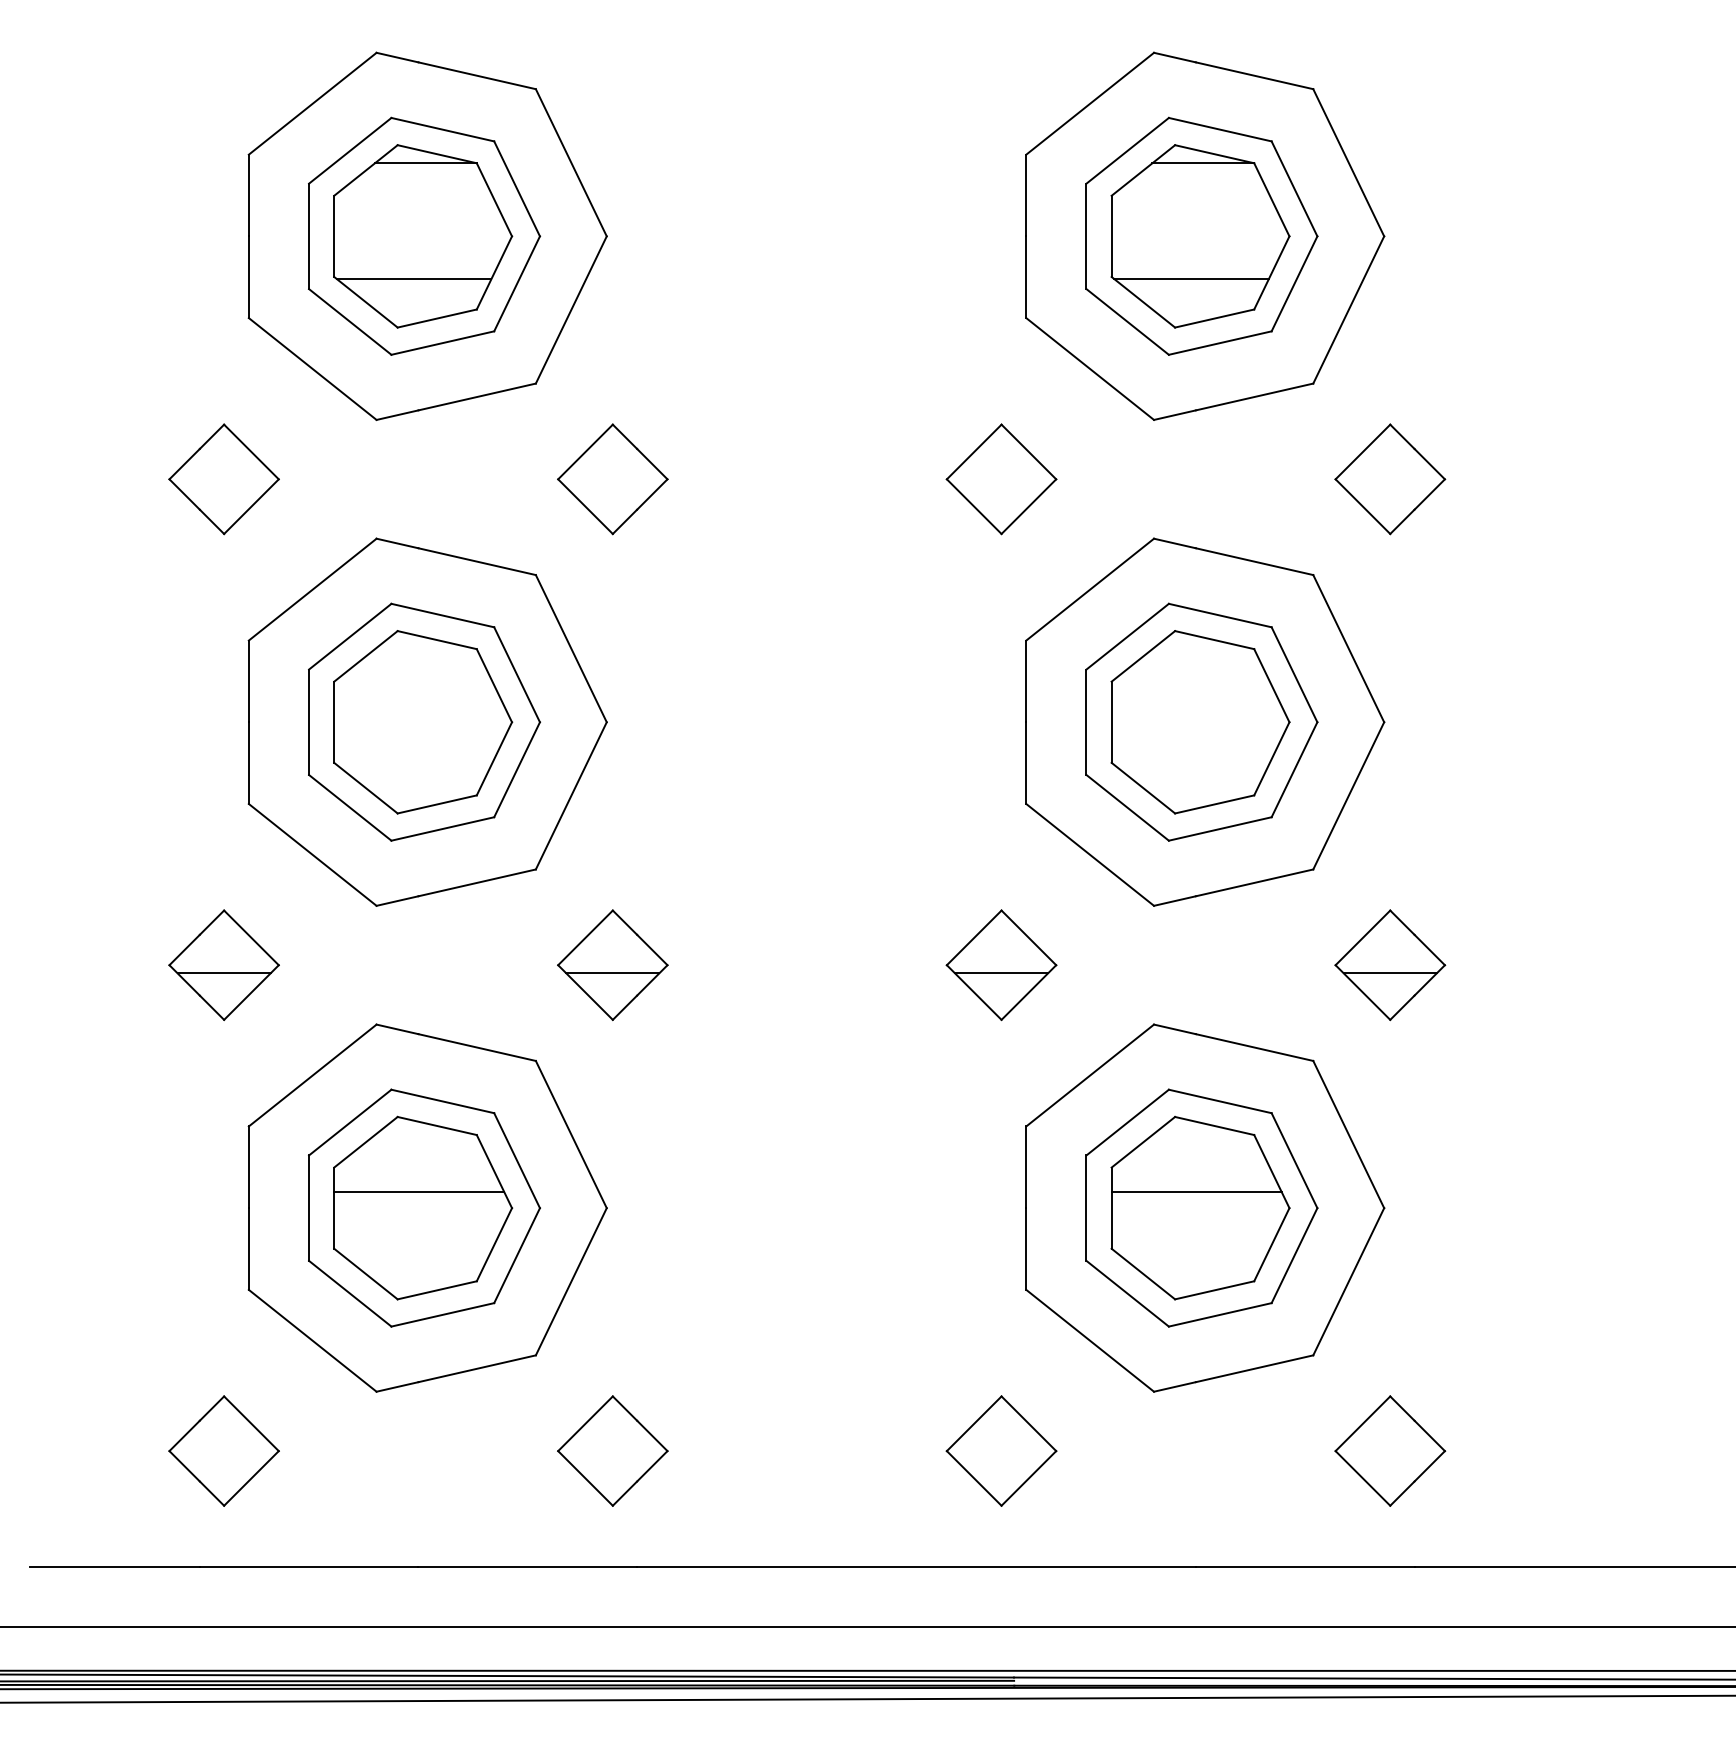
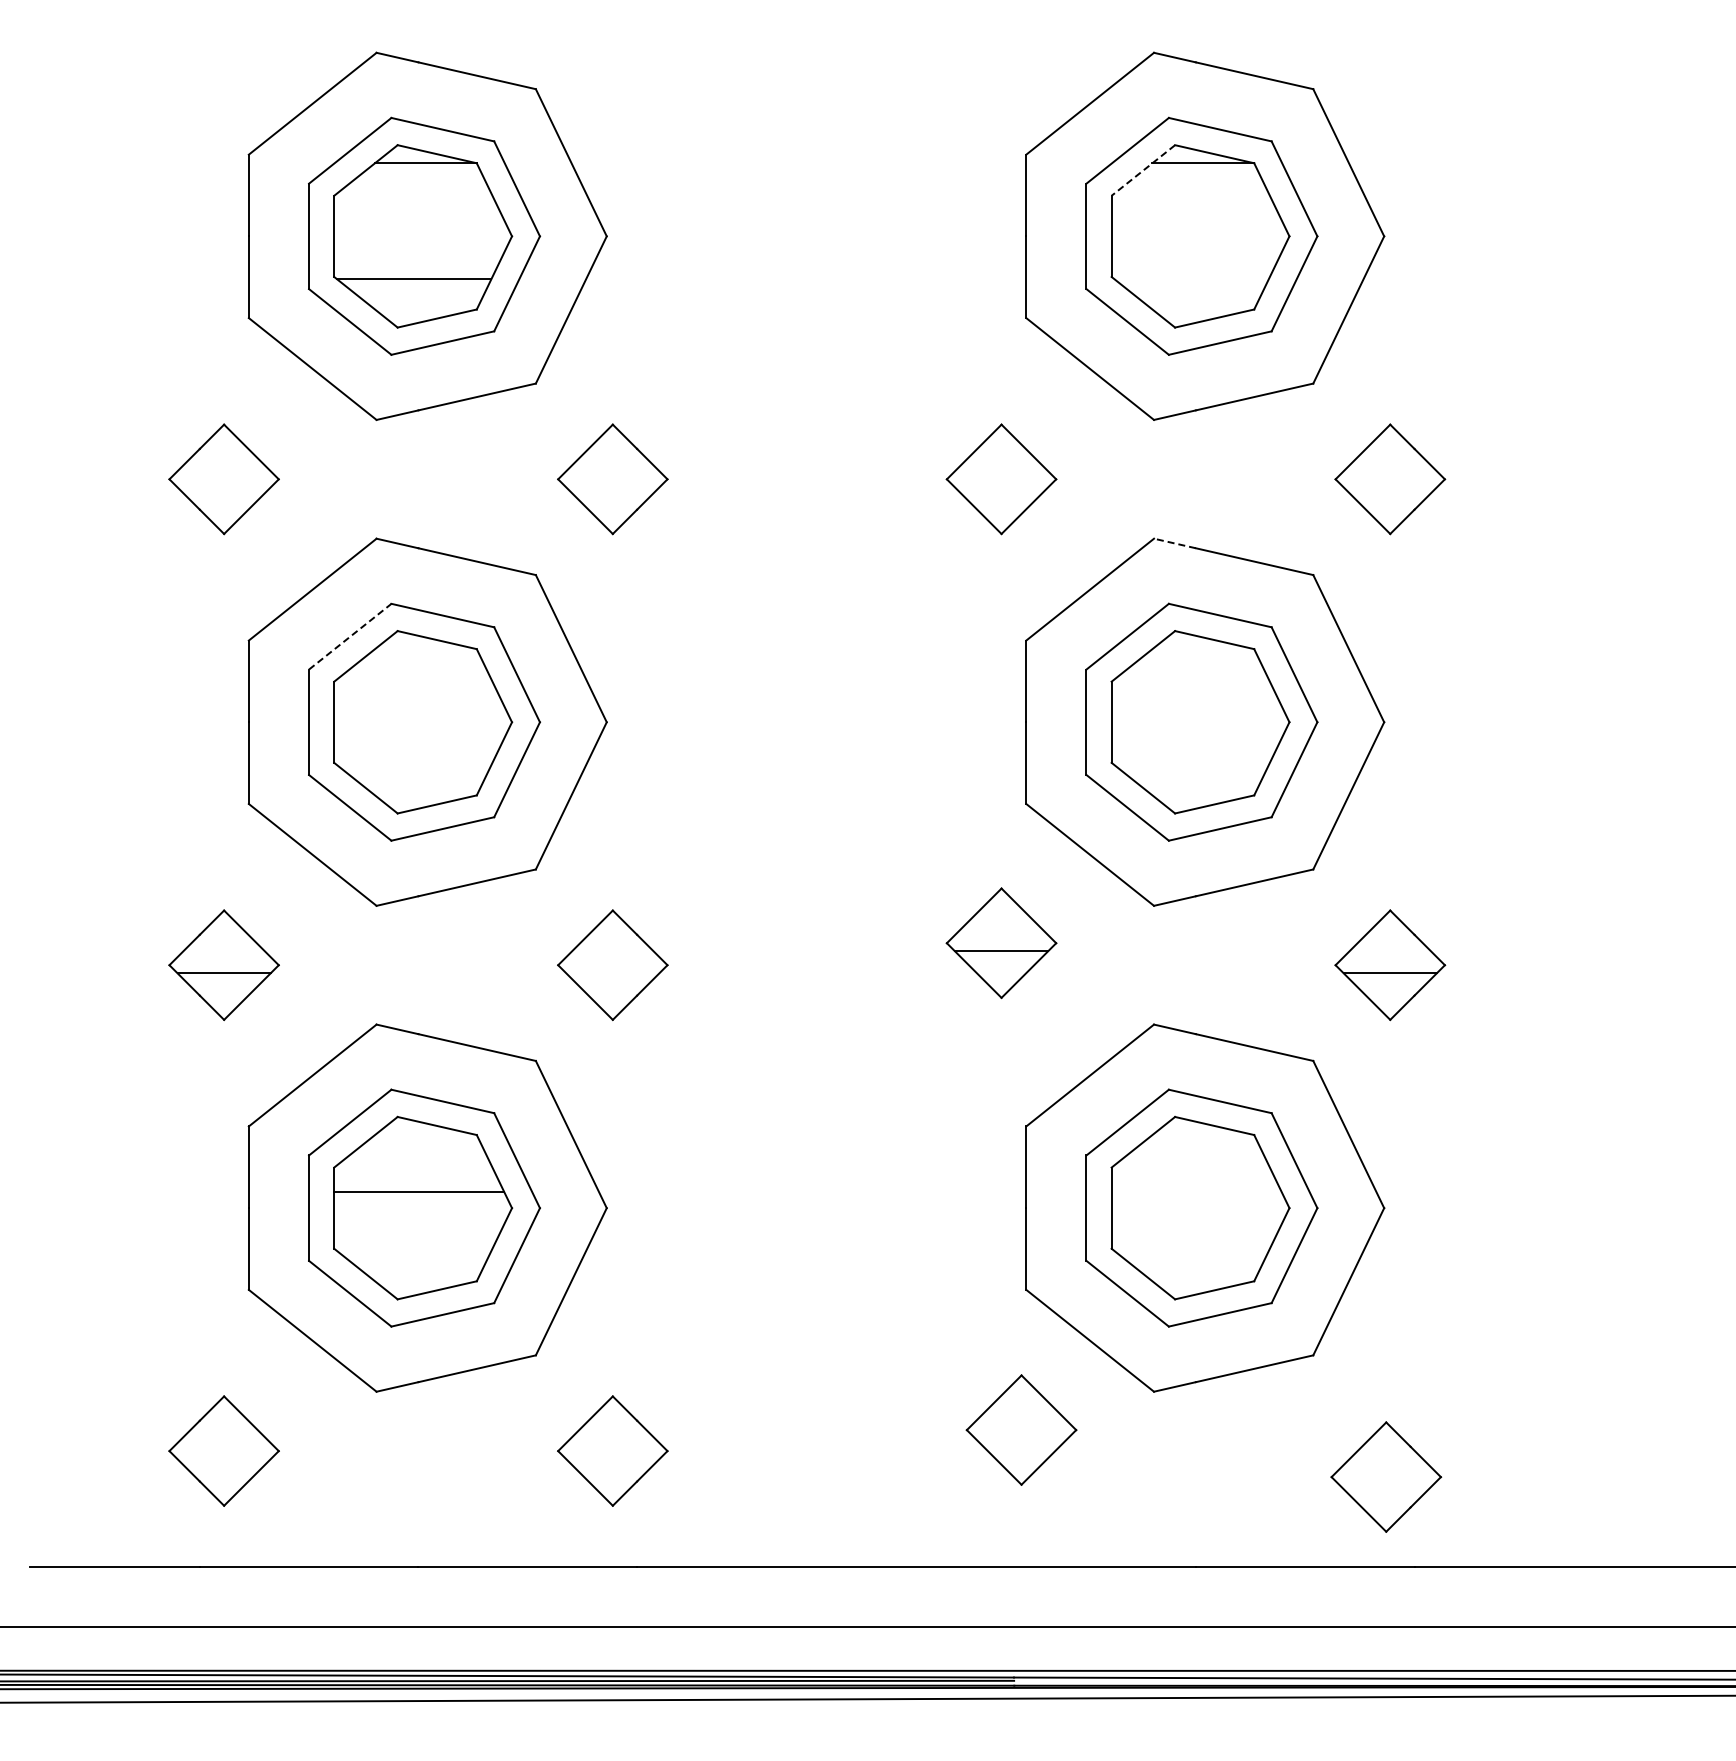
line: solid -> dashed (1143, 170)
line: present -> none (1191, 279)
line: solid -> dashed (1174, 543)
line: solid -> dashed (350, 636)
part position: (1001, 964) -> (1001, 942) (1001, 942)
line: present -> none (612, 973)
line: present -> none (1196, 1192)
part position: (1001, 1450) -> (1021, 1429) (1021, 1429)
part position: (1390, 1450) -> (1386, 1476) (1386, 1476)
